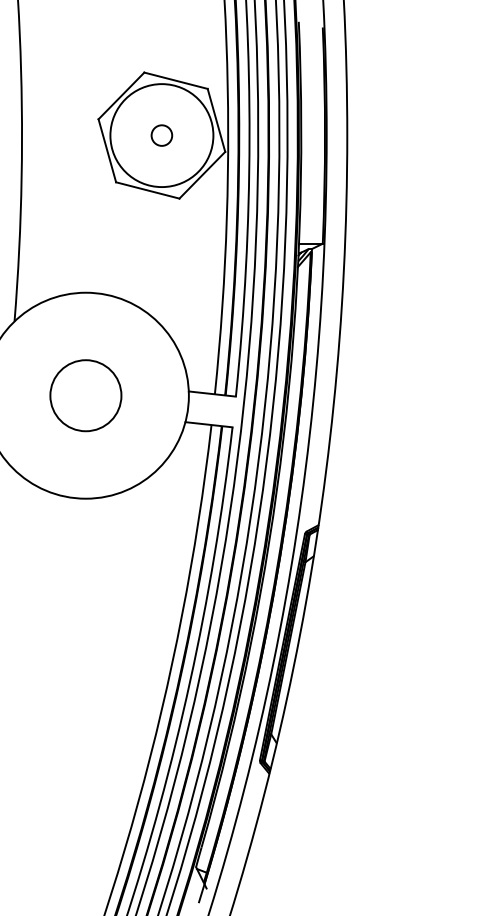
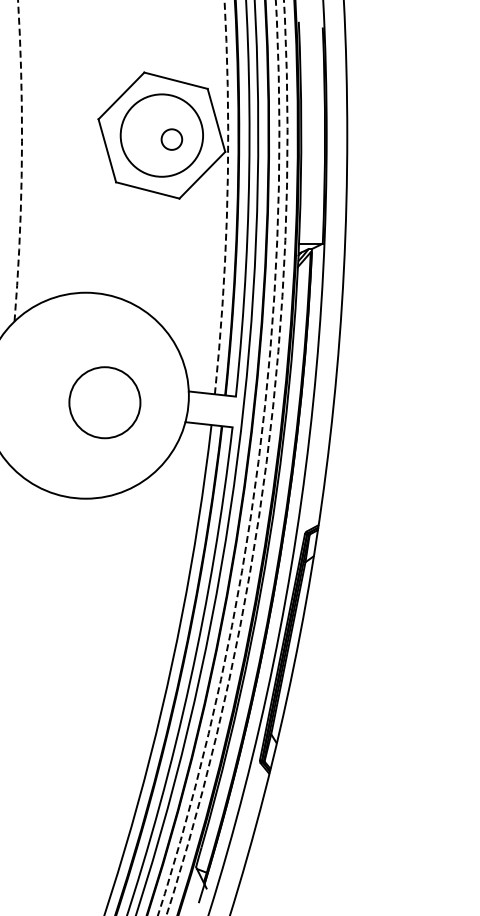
circle diameter: 103 px -> 82 px (161, 135)
circle position: (161, 135) -> (171, 139) (171, 139)
arc: solid -> dashed (21, 160)
arc: solid -> dashed (227, 197)
circle position: (85, 395) -> (104, 402) (104, 402)
arc: solid -> dashed (258, 463)
arc: solid -> dashed (266, 463)
